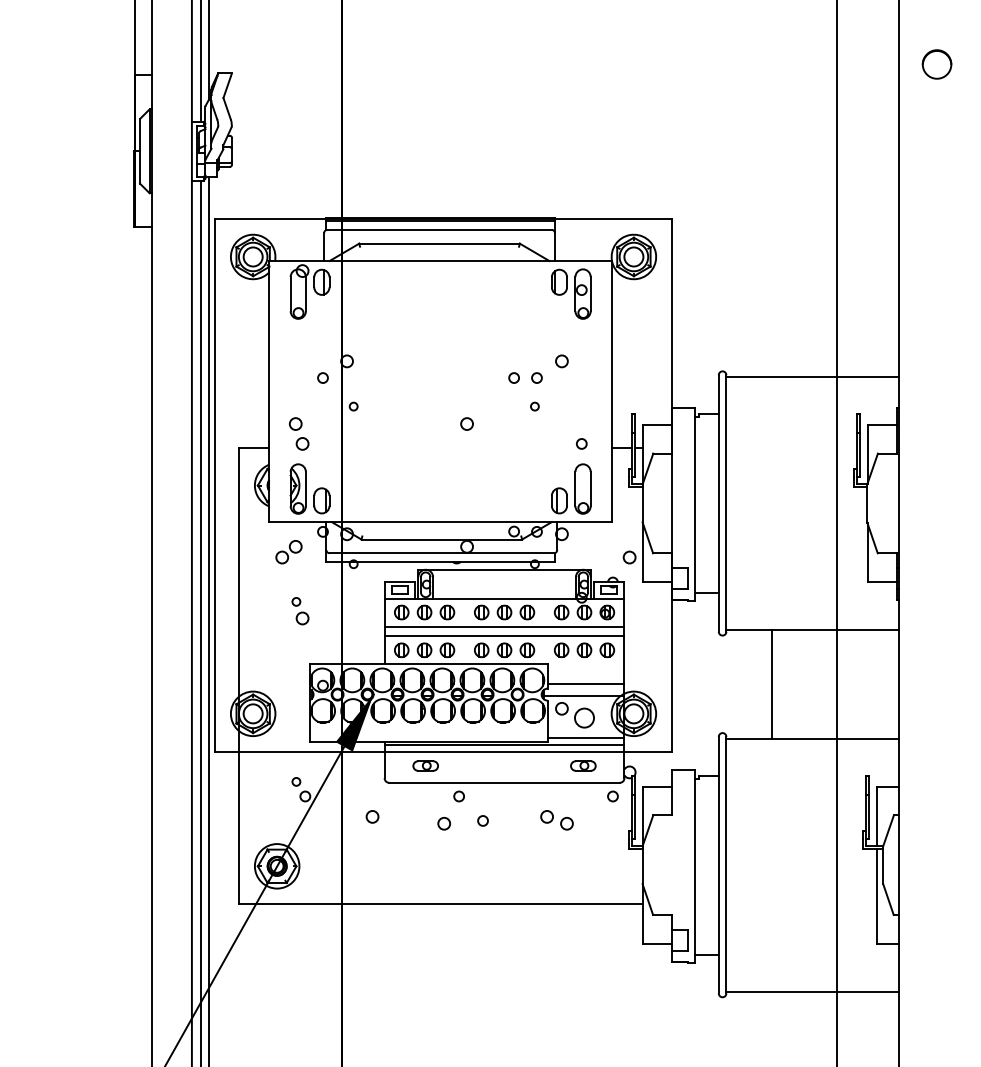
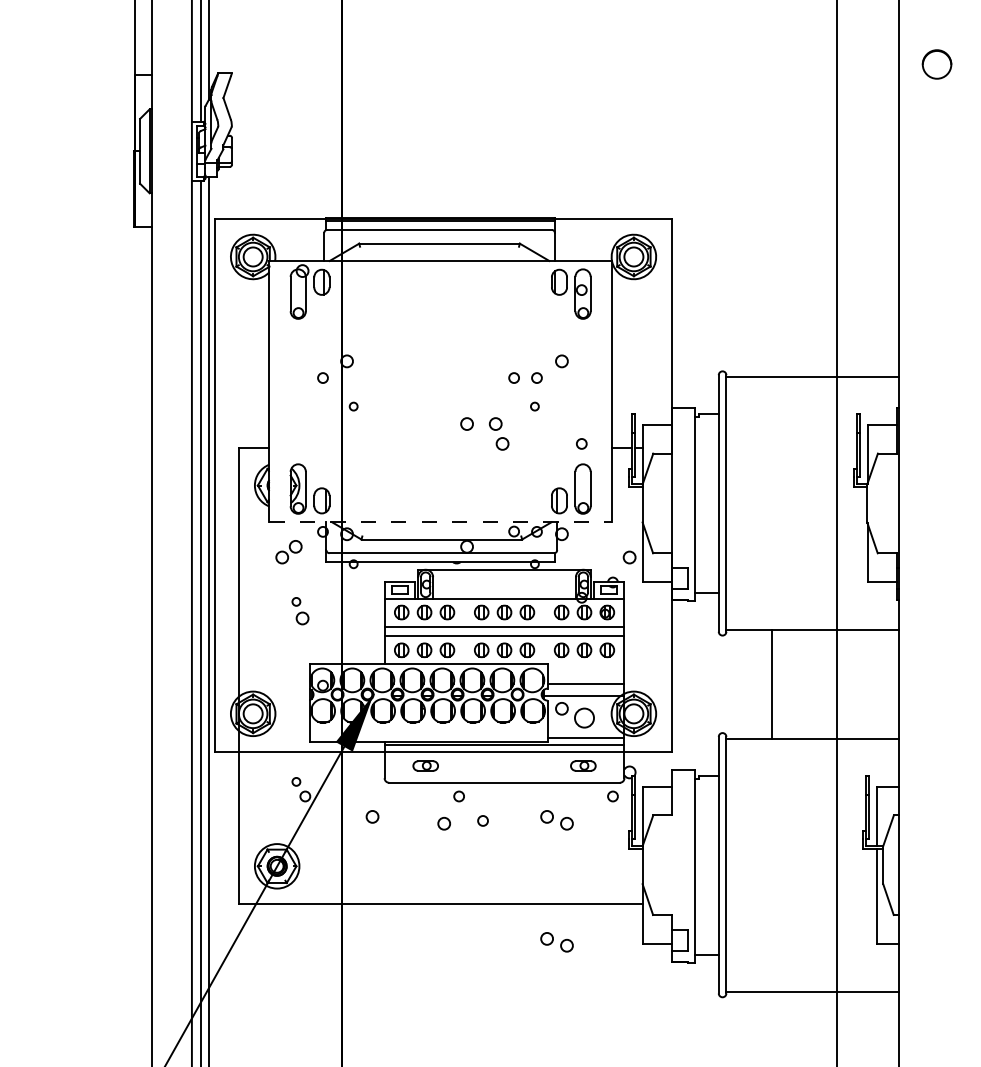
part position: (299, 433) -> (499, 433) (499, 433)
line: solid -> dashed (441, 522)
part: none -> present (556, 942)
